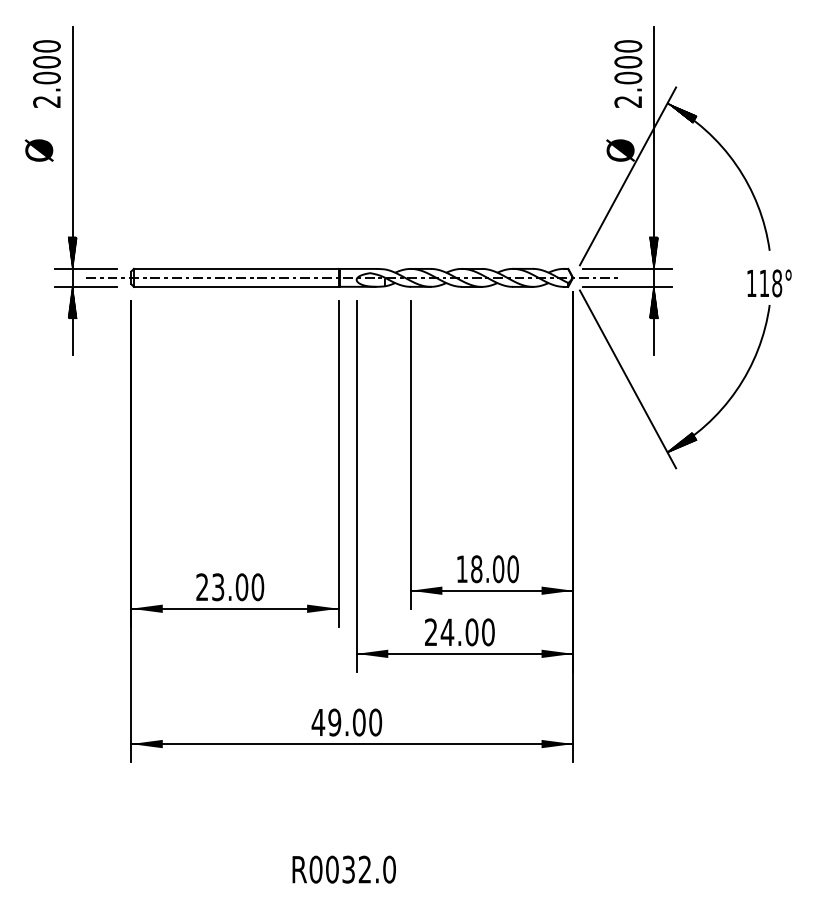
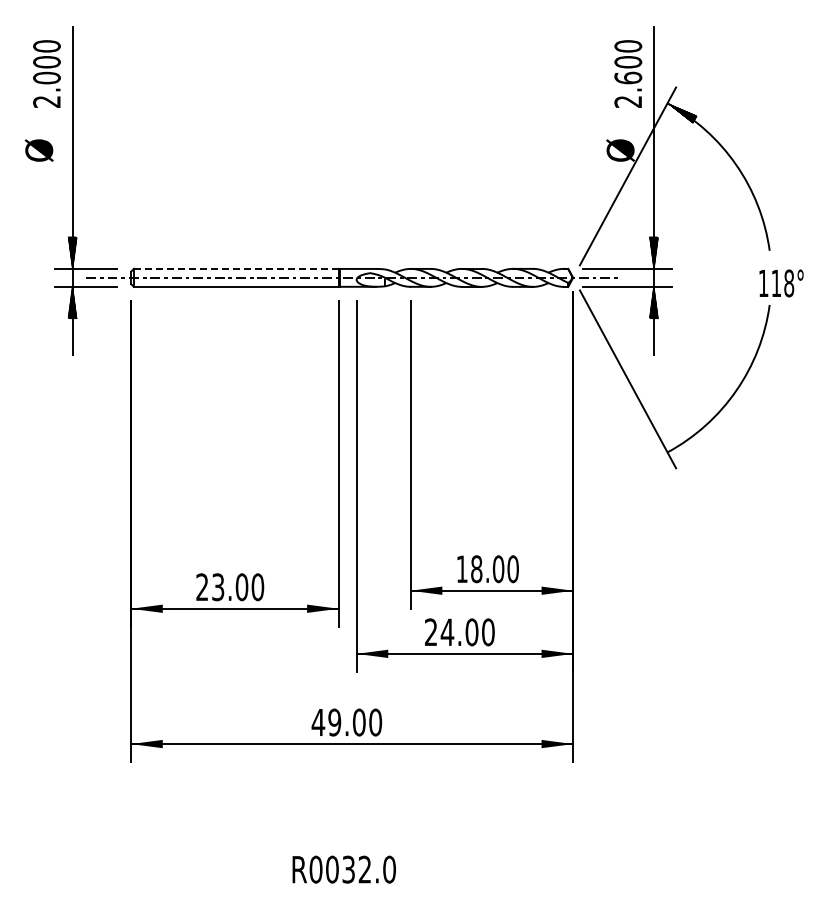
text: 2.000 -> 2.600 (628, 77)
line: solid -> dashed (235, 268)
text position: (769, 283) -> (781, 283) (781, 283)
hatch: present -> none (681, 442)
